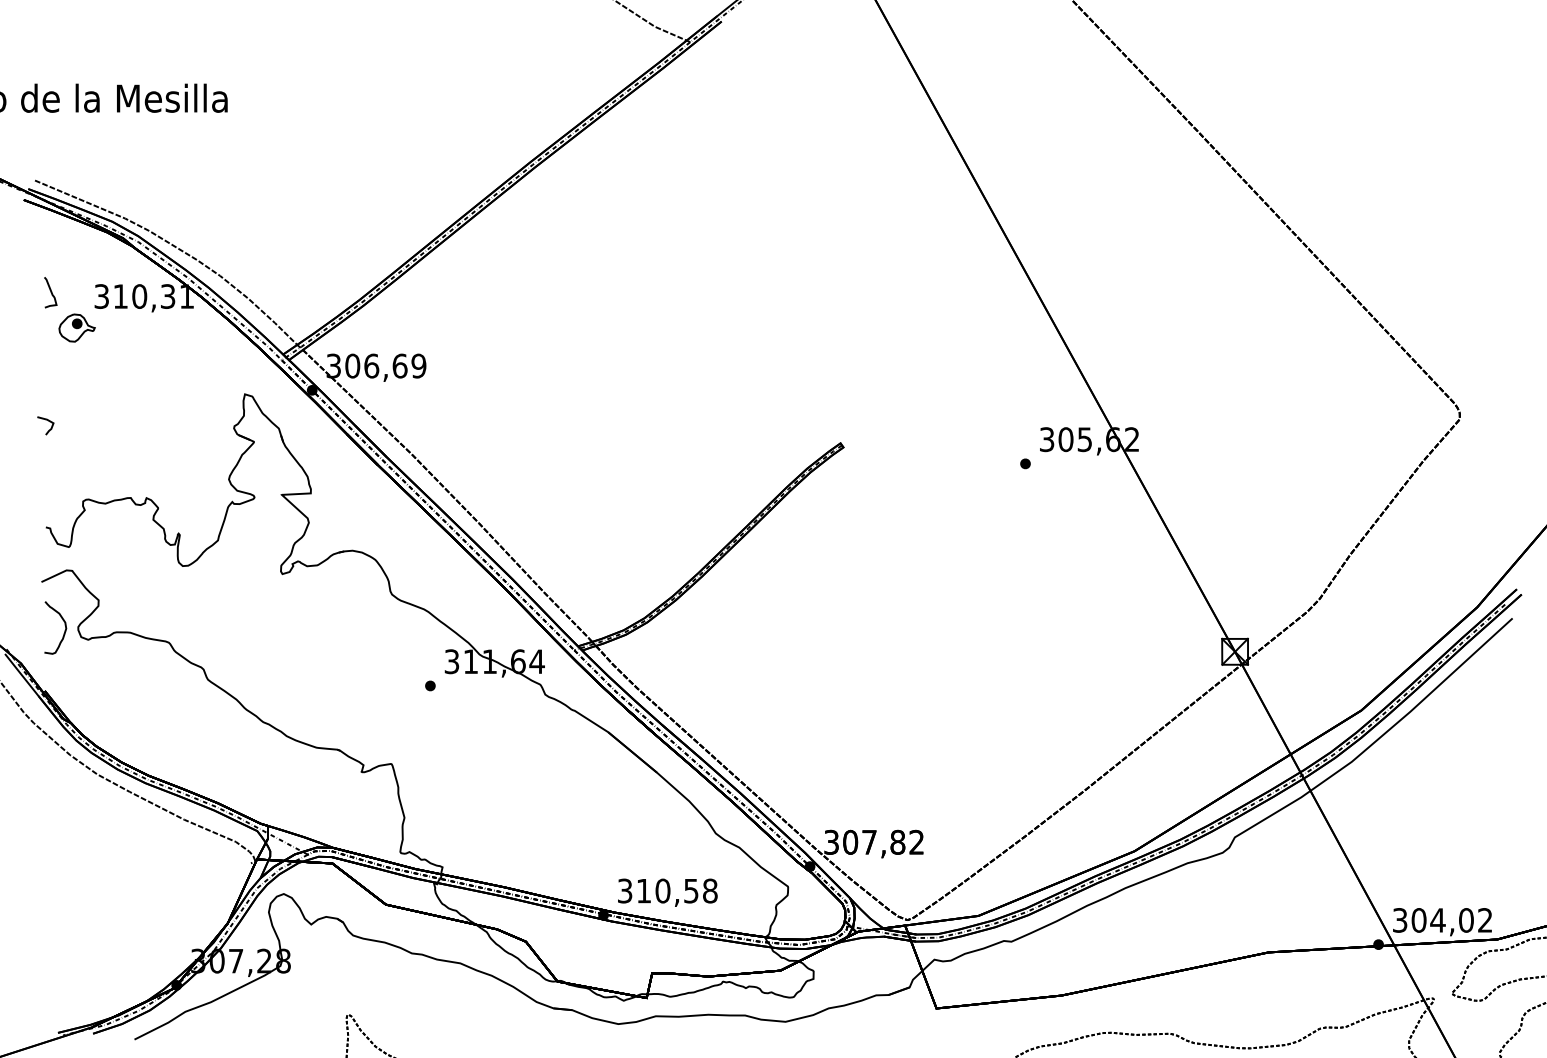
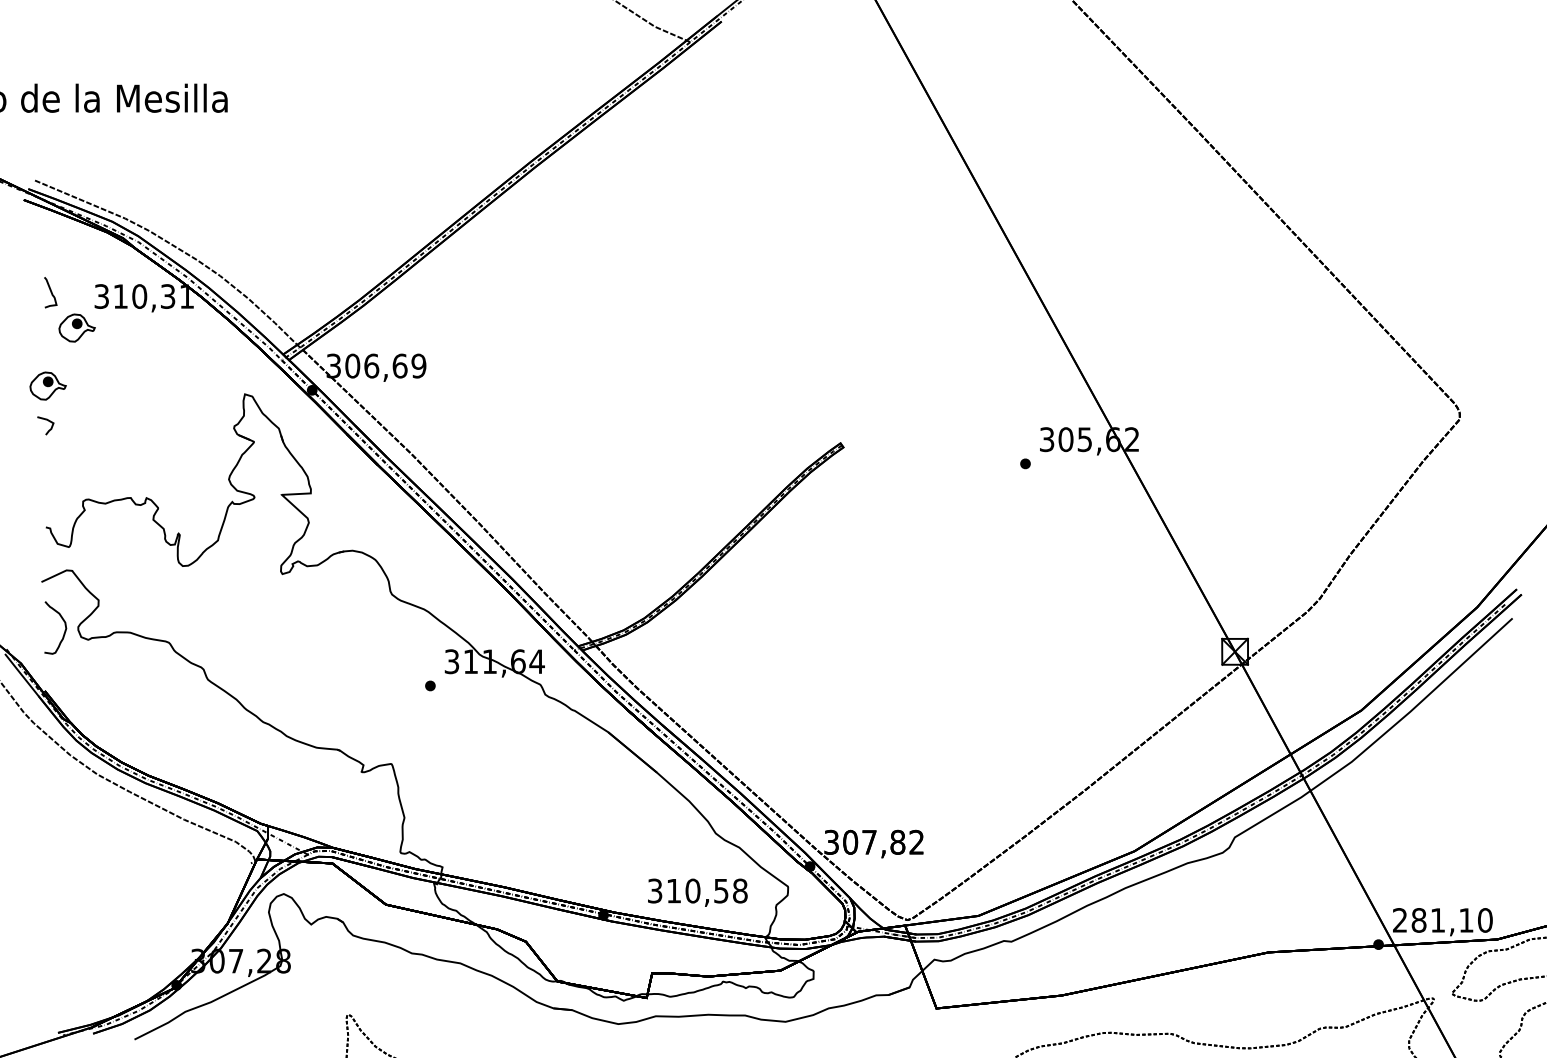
part: none -> present (47, 385)
text position: (667, 892) -> (697, 892) (697, 892)
text: 304,02 -> 281,10 (1442, 920)
